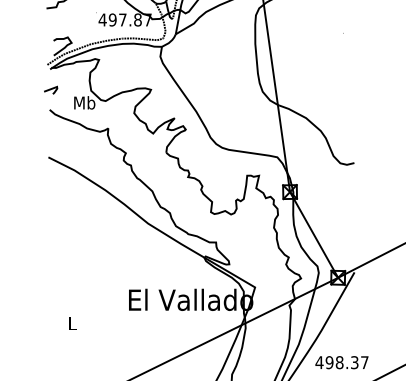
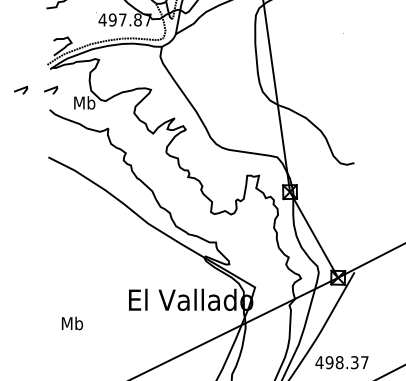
line: none -> present (21, 89)
text: L -> Mb (72, 323)
